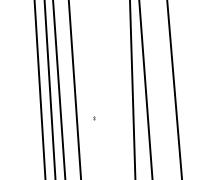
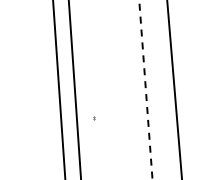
line: present -> none (39, 89)
line: present -> none (49, 89)
line: present -> none (132, 89)
line: solid -> dashed (145, 90)
